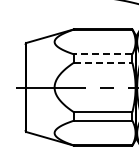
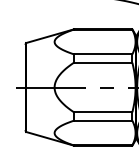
line: dashed -> solid (102, 54)
line: dashed -> solid (103, 62)
